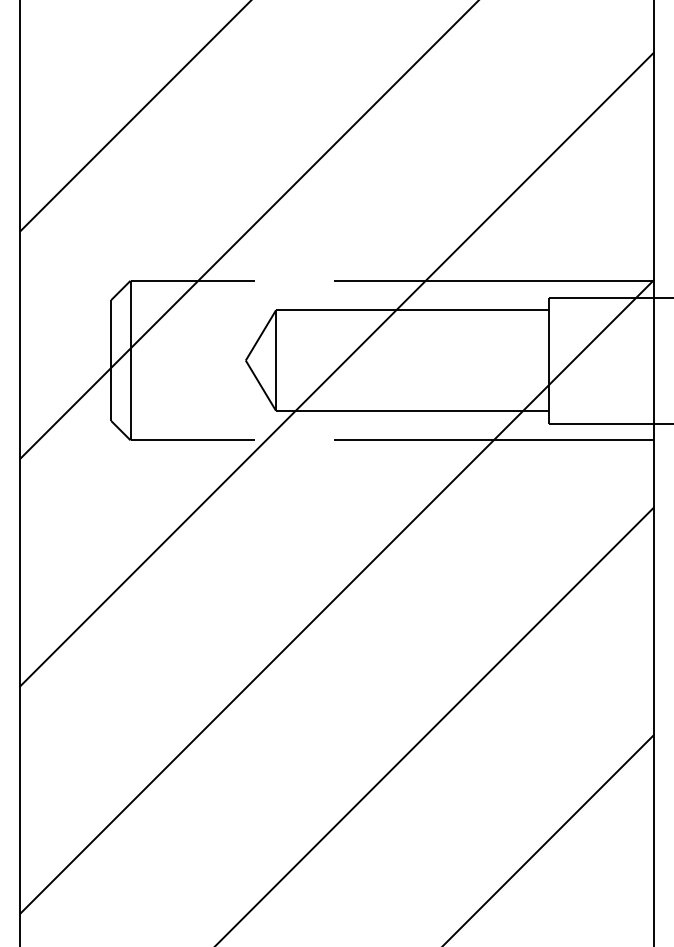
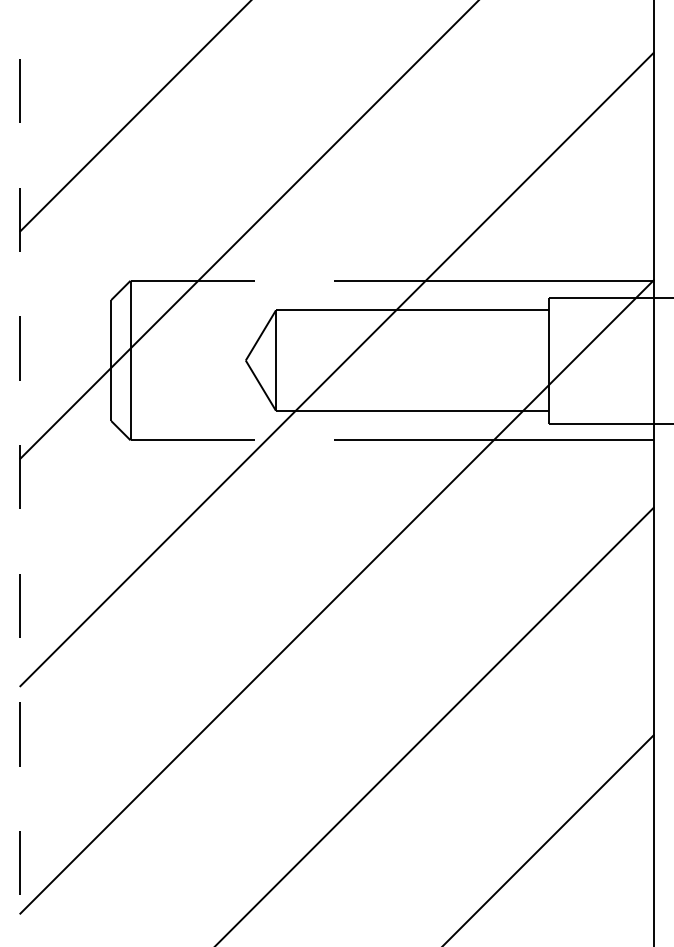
line: solid -> dashed (20, 473)
